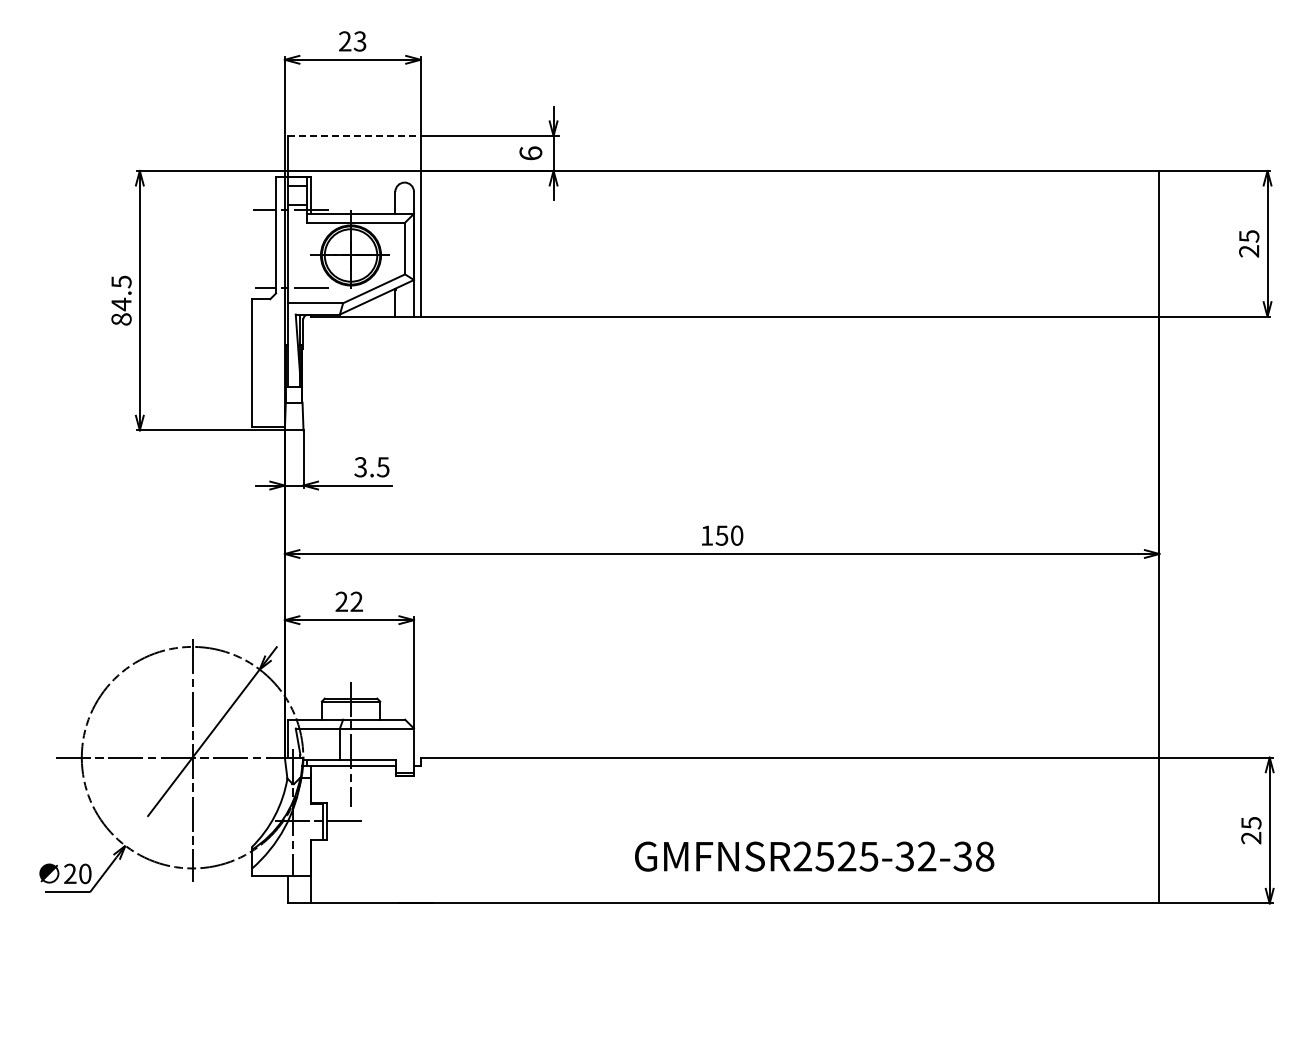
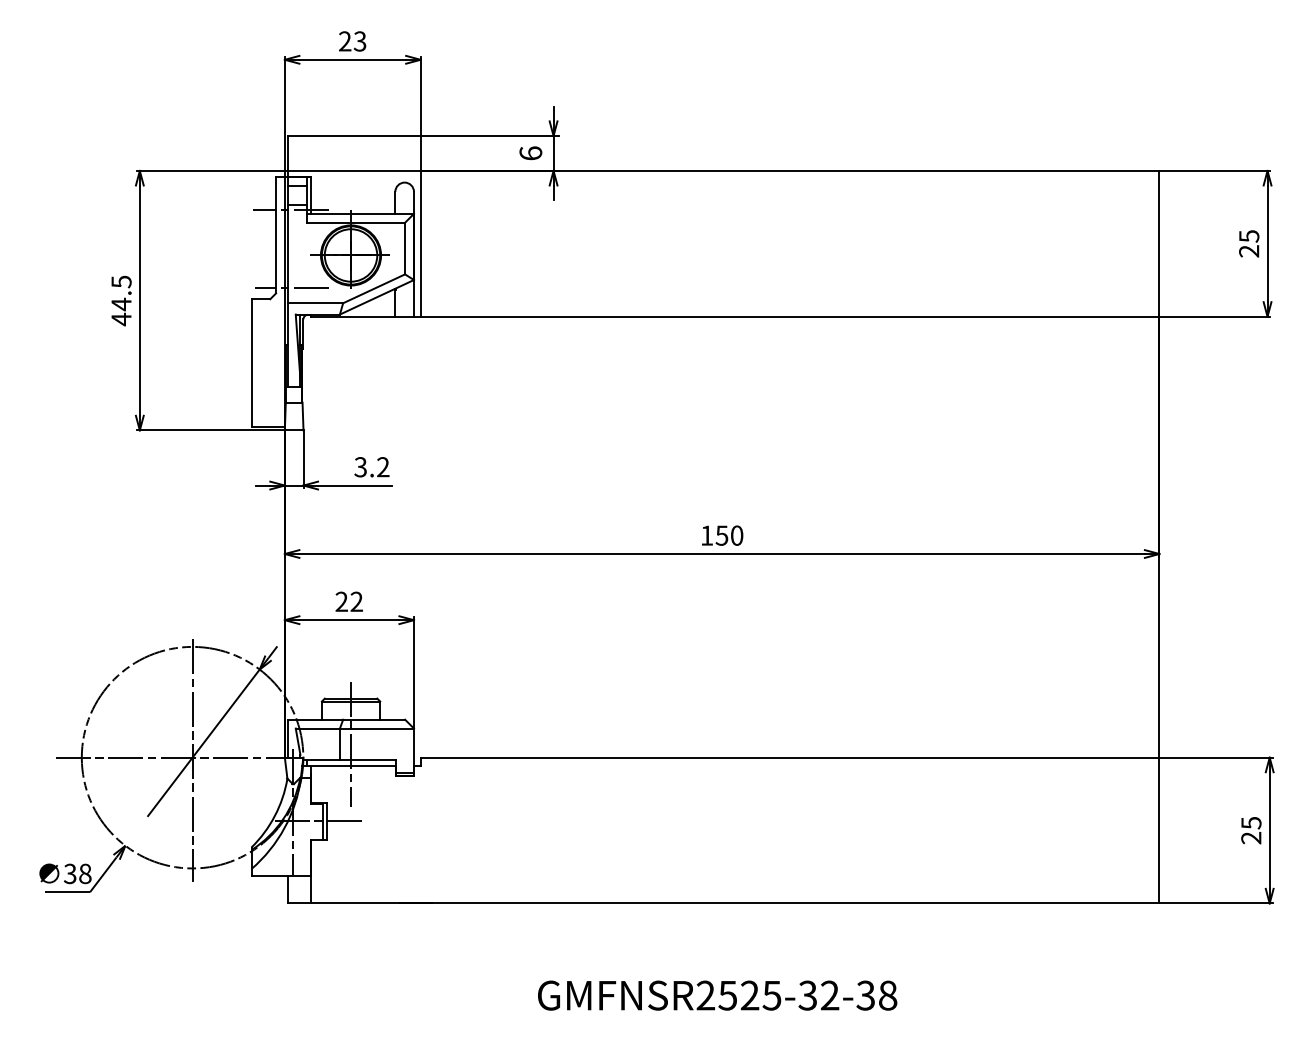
line: dashed -> solid (354, 135)
text: 84.5 -> 44.5 (121, 319)
text: 3.5 -> 3.2 (382, 467)
text position: (814, 856) -> (717, 995) (717, 995)
text: 20 -> 38 (77, 874)
